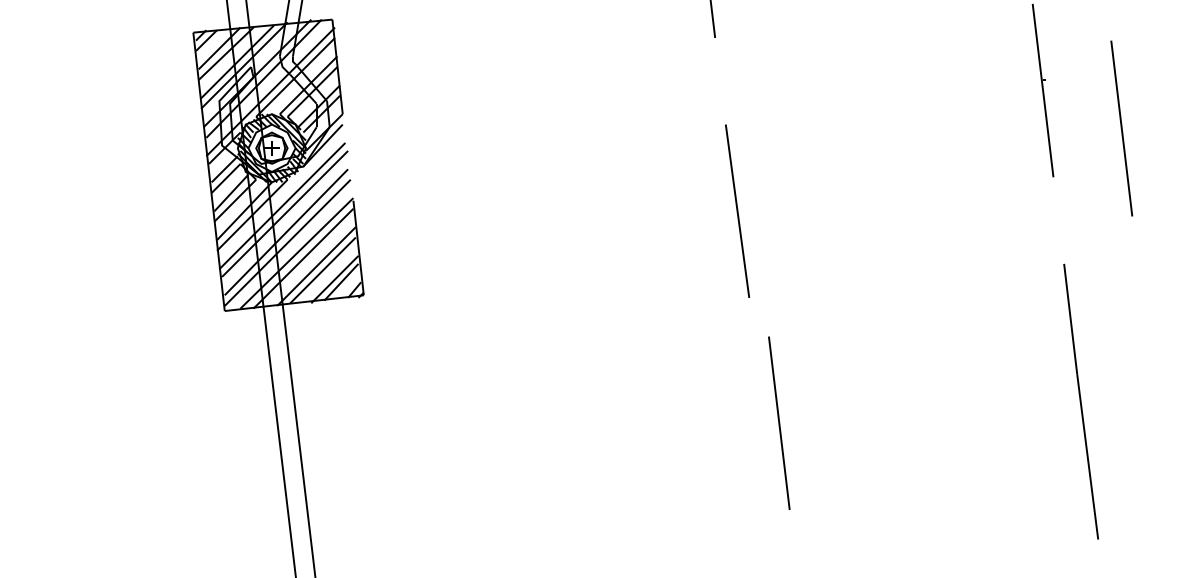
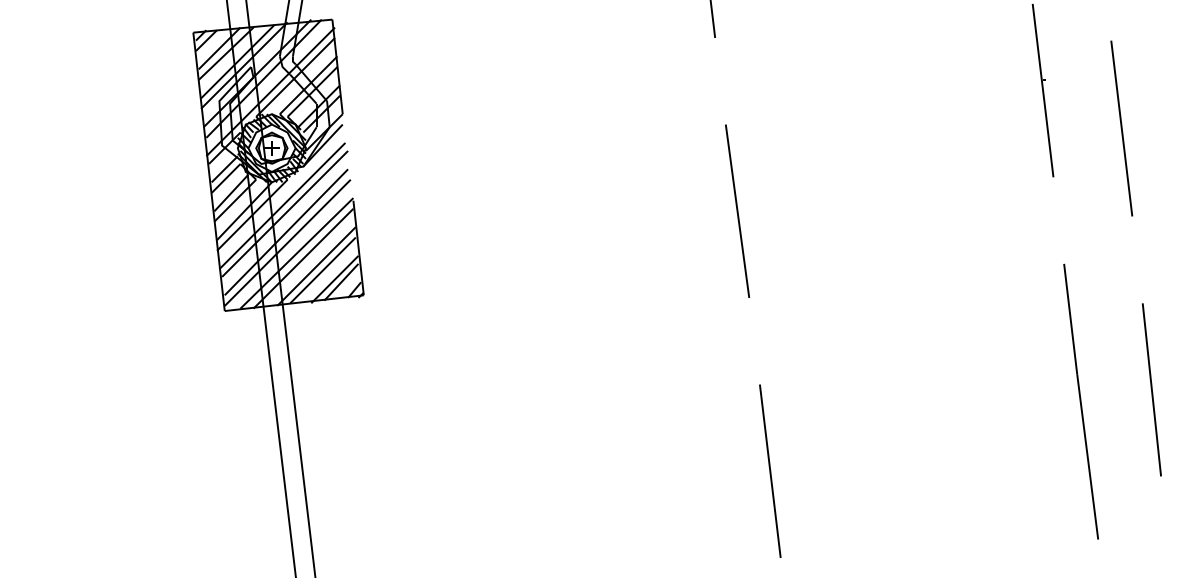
line: none -> present (1151, 389)
line position: (779, 422) -> (770, 470) (770, 470)
